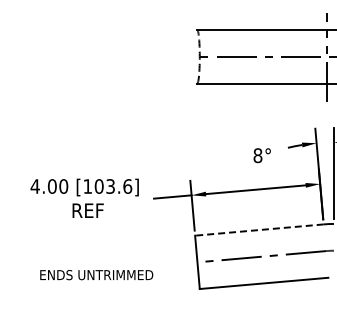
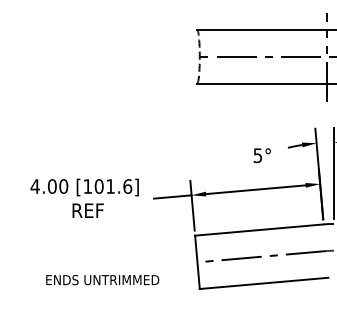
text: 8° -> 5° (257, 155)
text: [103.6] -> [101.6] (110, 186)
line: dashed -> solid (259, 230)
text position: (96, 275) -> (102, 280) (102, 280)
